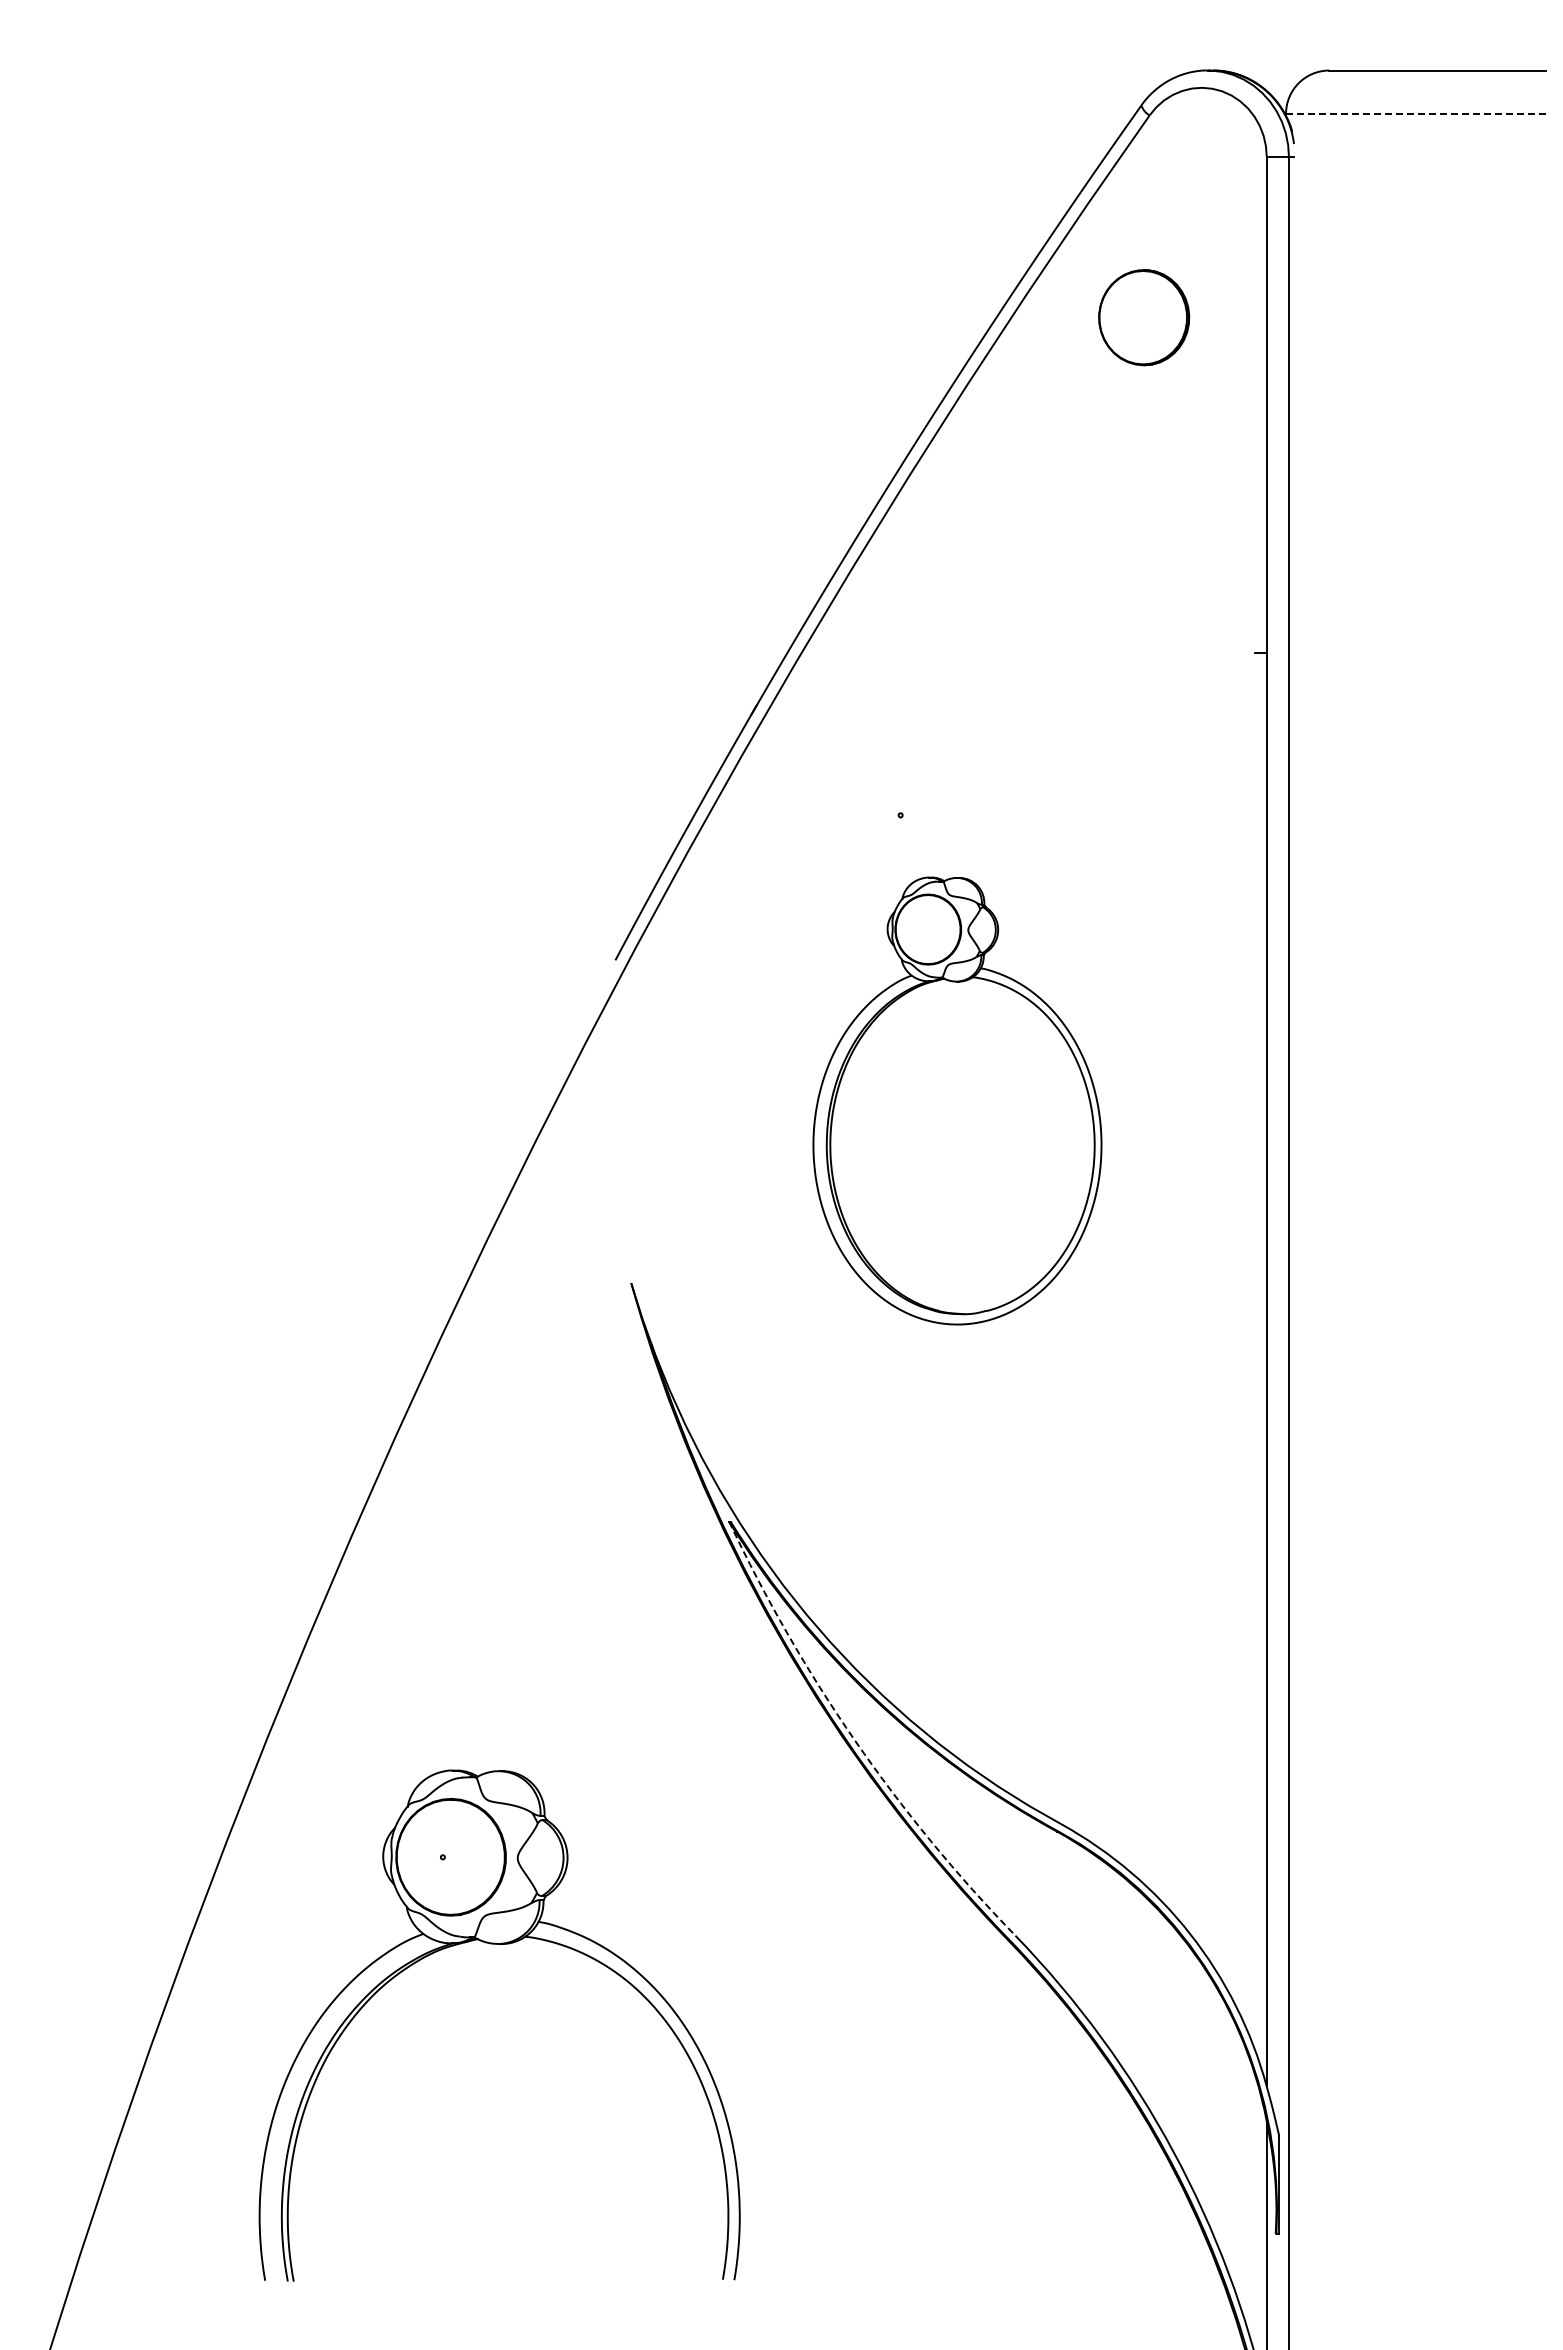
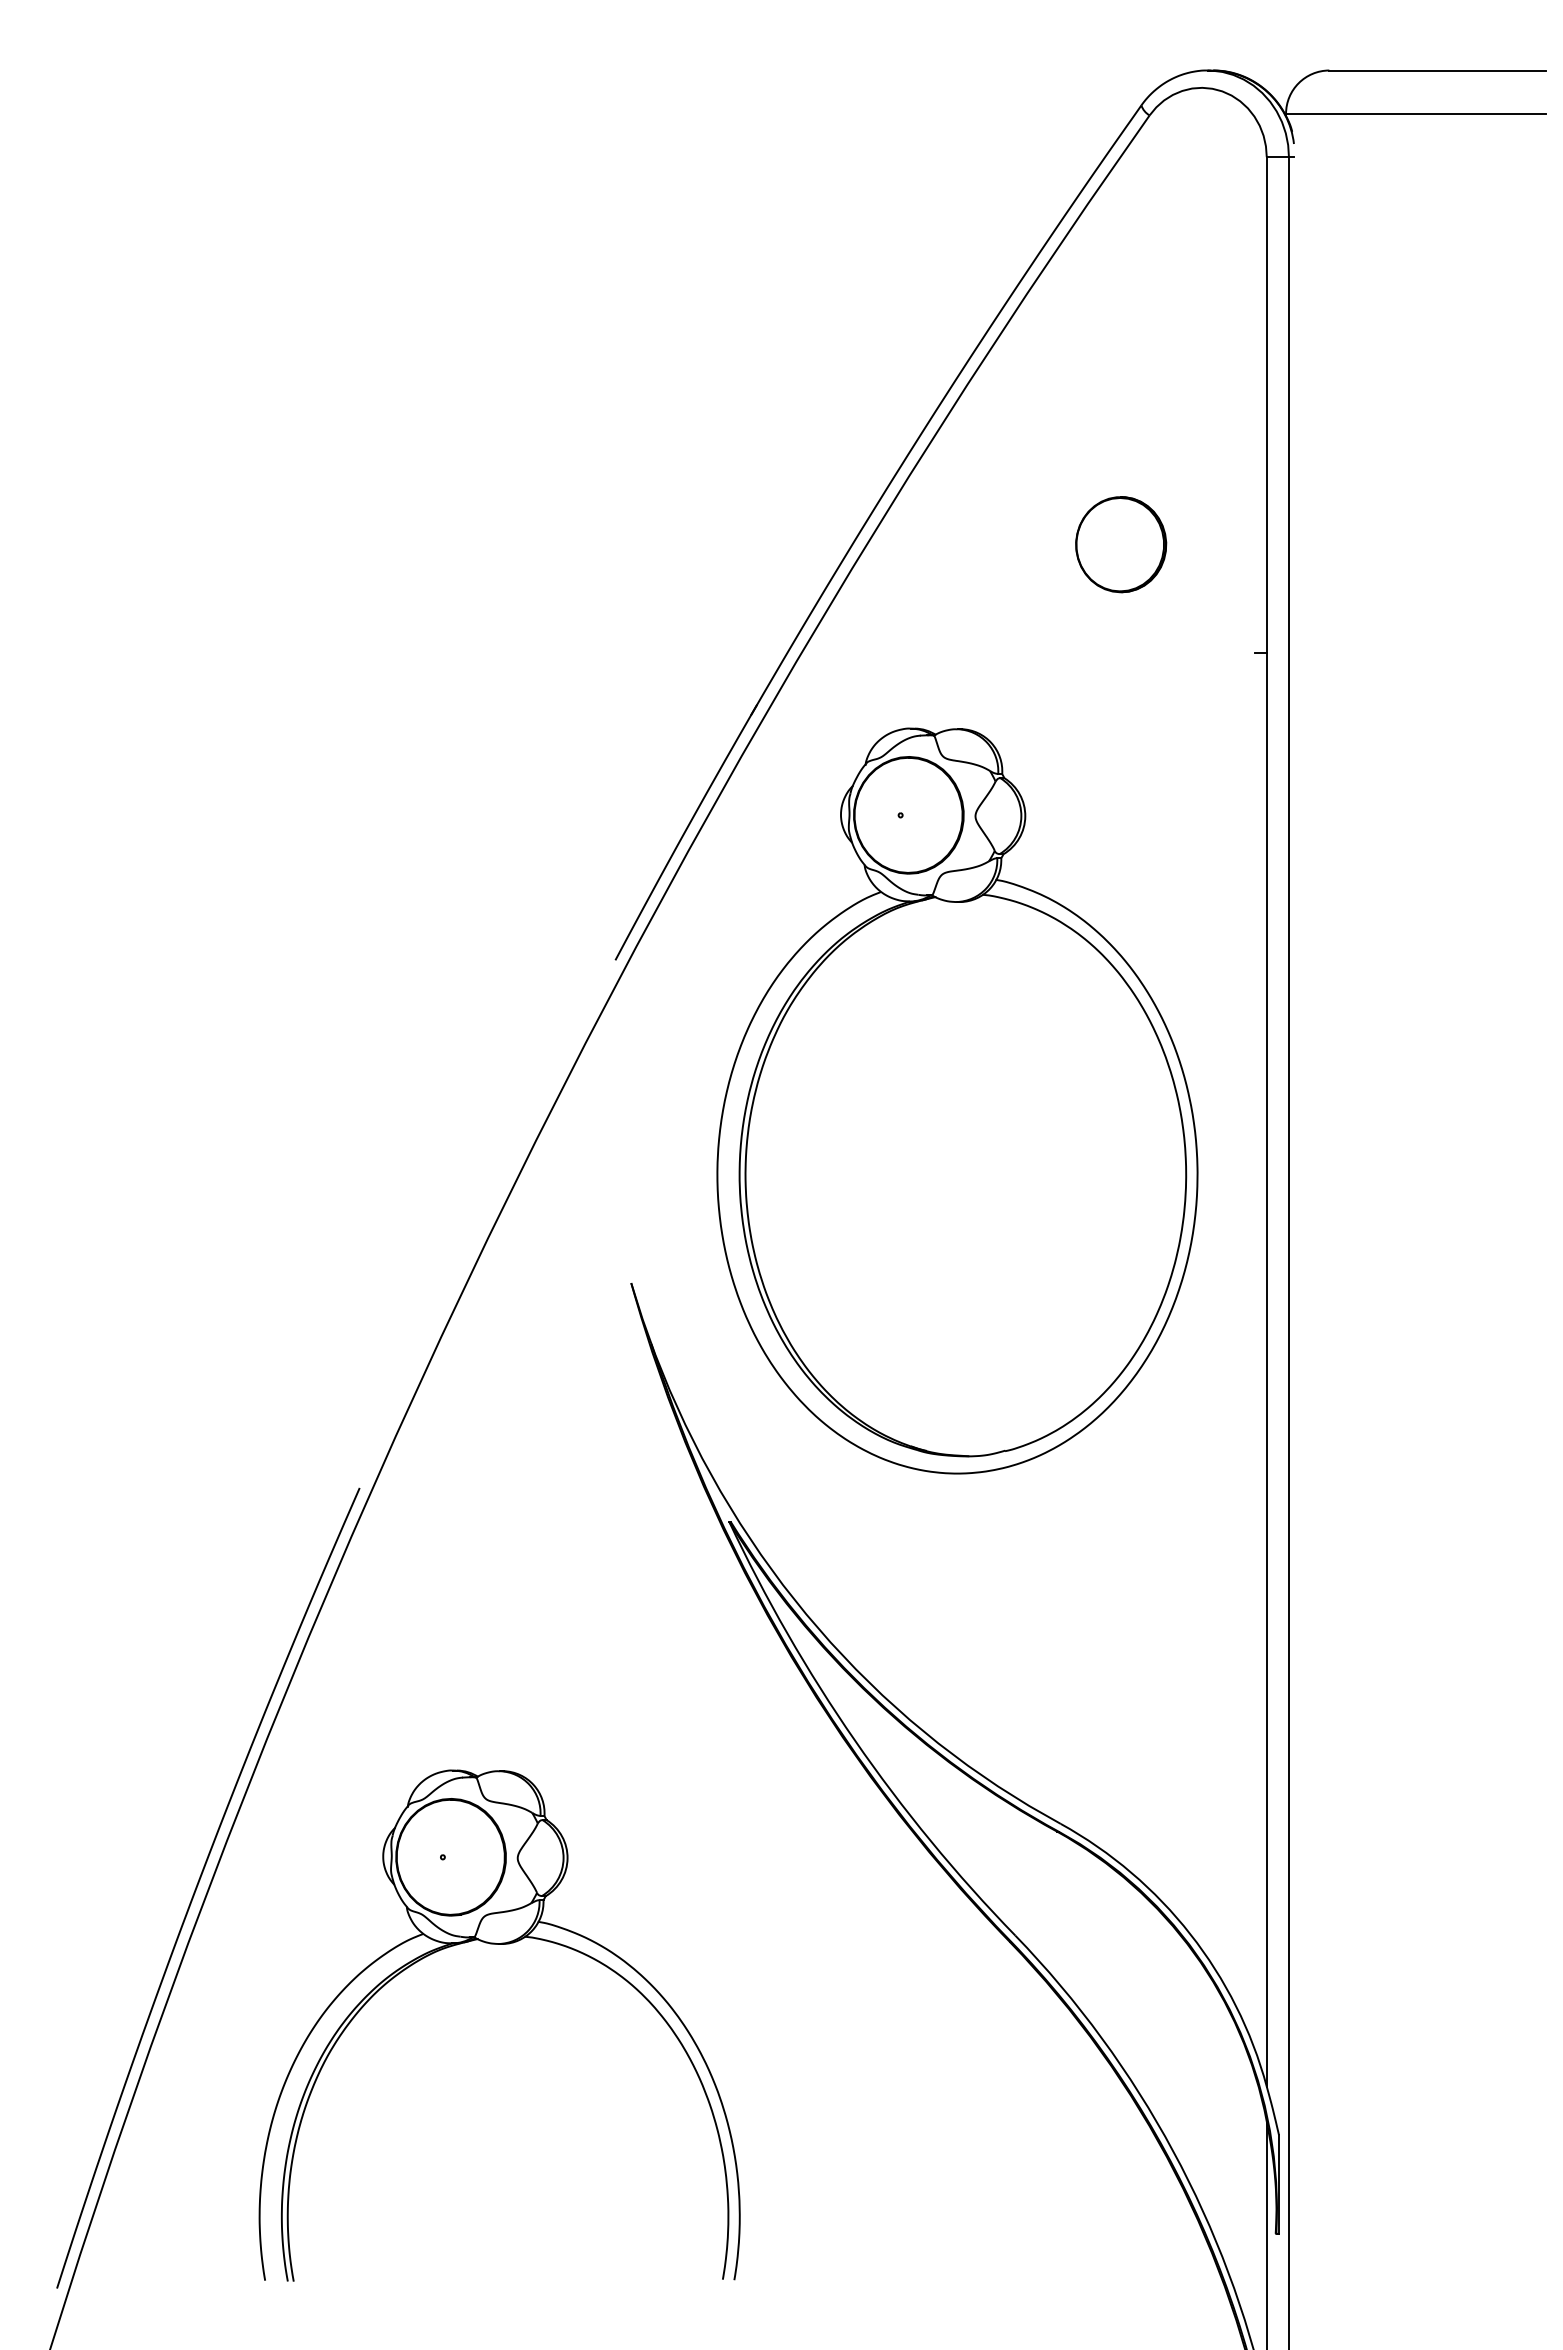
line: dashed -> solid (1415, 113)
part position: (1144, 317) -> (1121, 544) (1121, 544)
part size: 291x450 px -> 483x748 px (957, 1100)
arc: dashed -> solid (855, 1740)
curve: none -> present (199, 1883)
